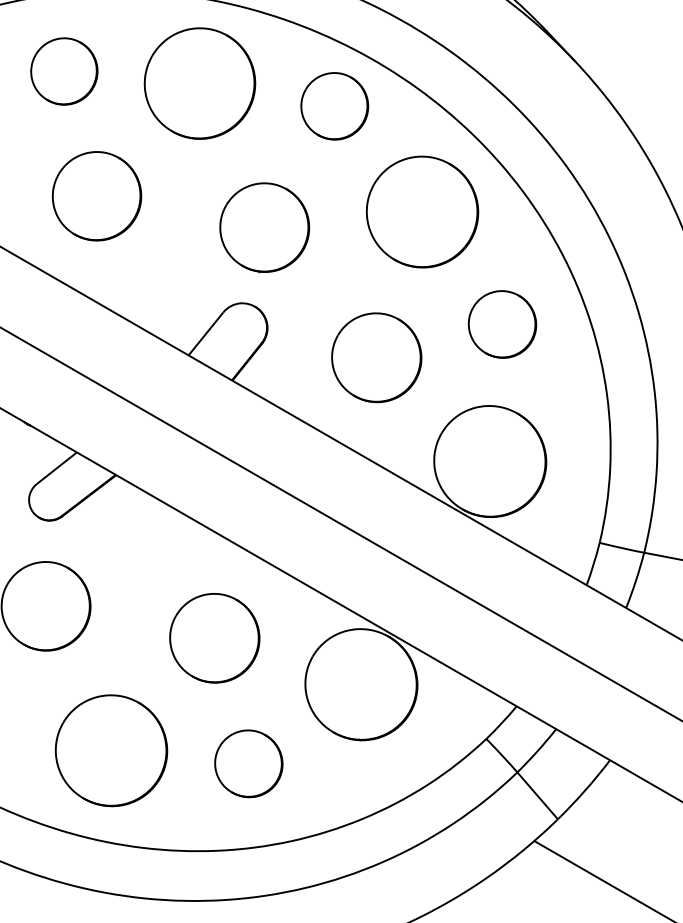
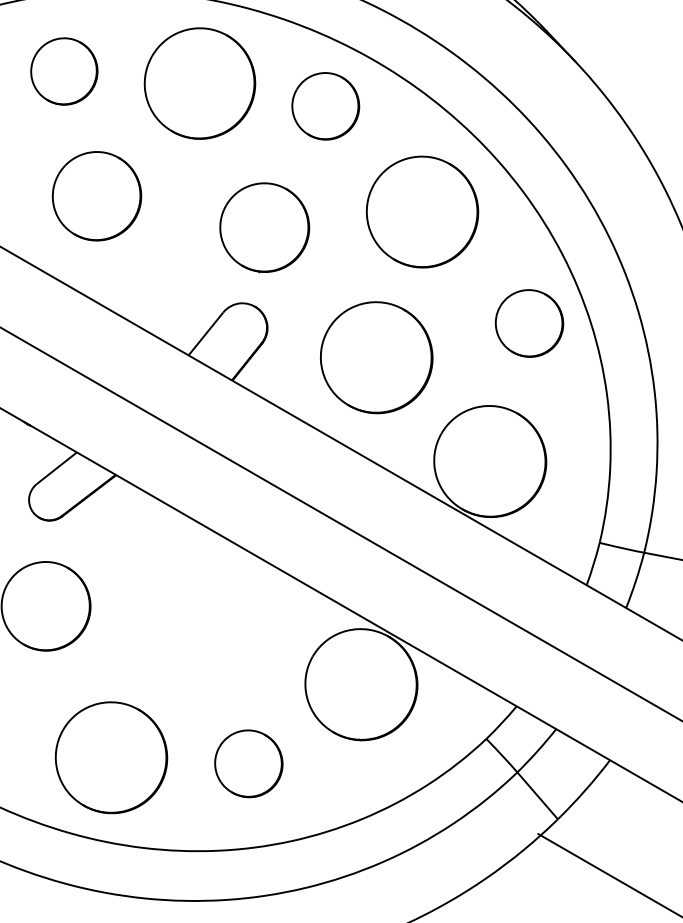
part position: (334, 106) -> (325, 106) (325, 106)
part position: (502, 324) -> (529, 323) (529, 323)
part size: 92x92 px -> 114x114 px (376, 357)
part: present -> none (214, 638)
part position: (111, 750) -> (111, 757) (111, 757)
line position: (602, 880) -> (608, 874) (608, 874)
